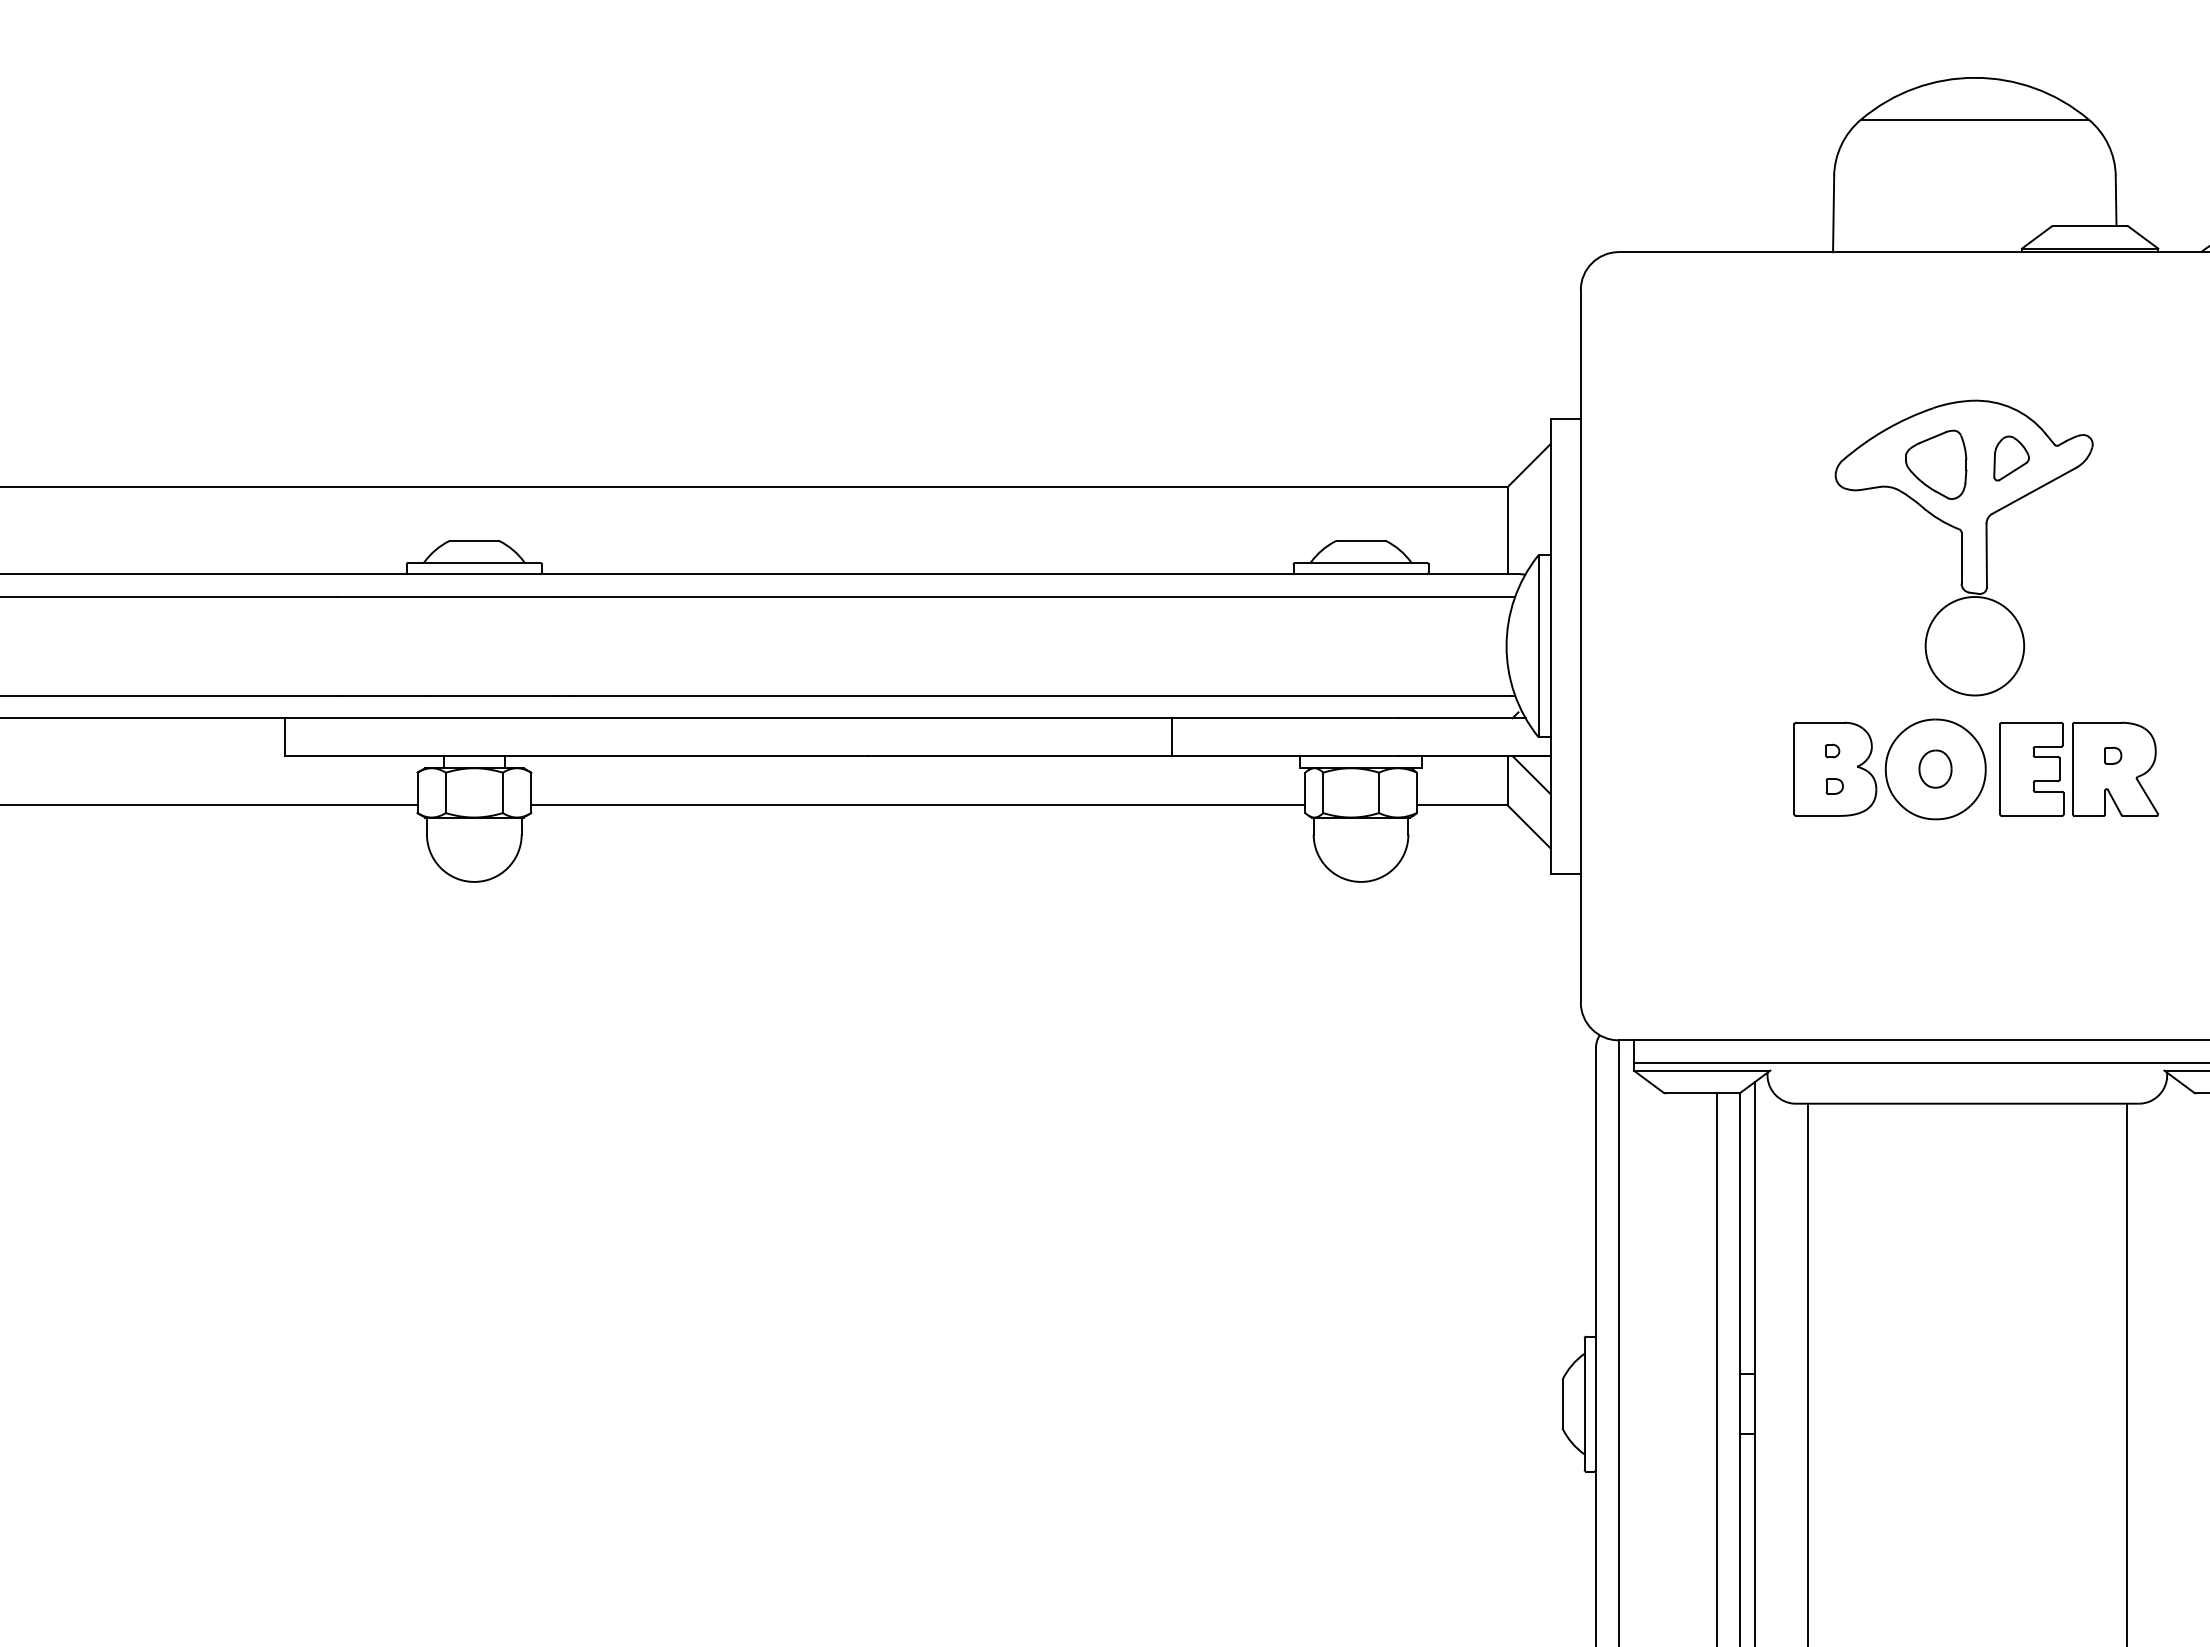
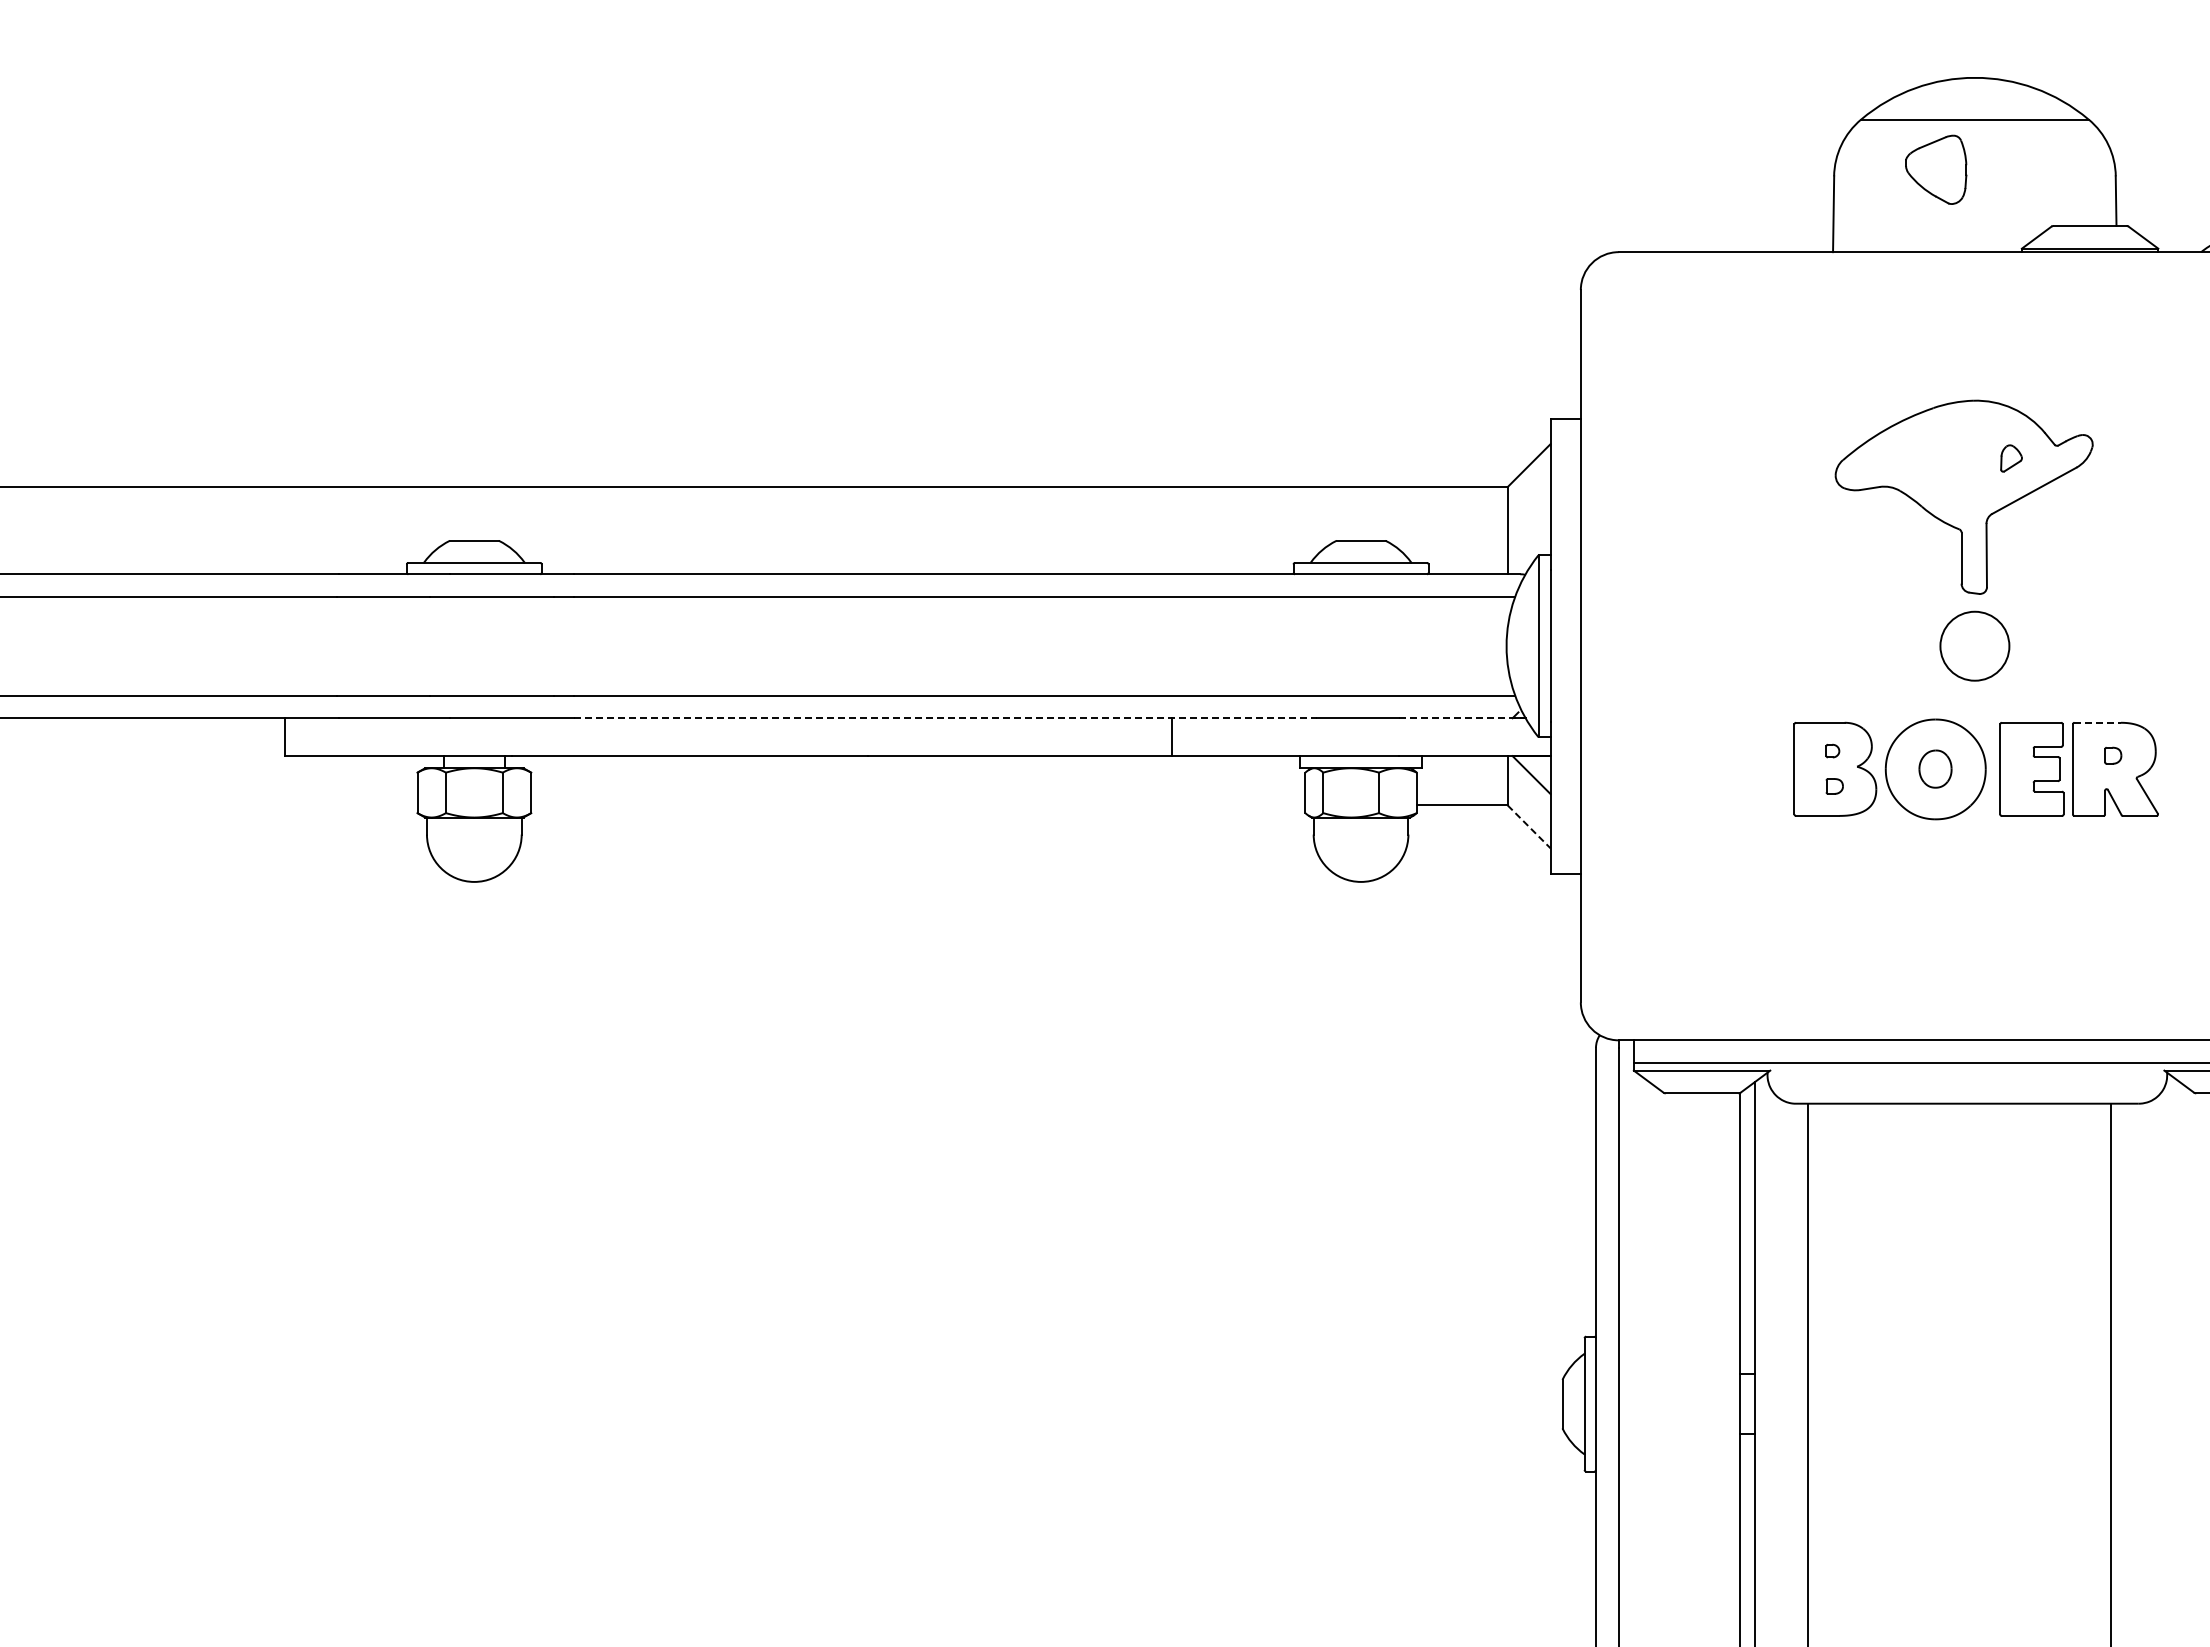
part size: 37x47 px -> 23x29 px (2011, 458)
part position: (1936, 464) -> (1936, 169) (1936, 169)
circle diameter: 99 px -> 69 px (1974, 645)
line: solid -> dashed (946, 718)
line: solid -> dashed (1462, 718)
line: solid -> dashed (2098, 722)
line: present -> none (209, 805)
line: present -> none (918, 805)
line: solid -> dashed (1529, 827)
line: present -> none (1717, 1368)
line position: (2126, 1373) -> (2110, 1373) (2110, 1373)
